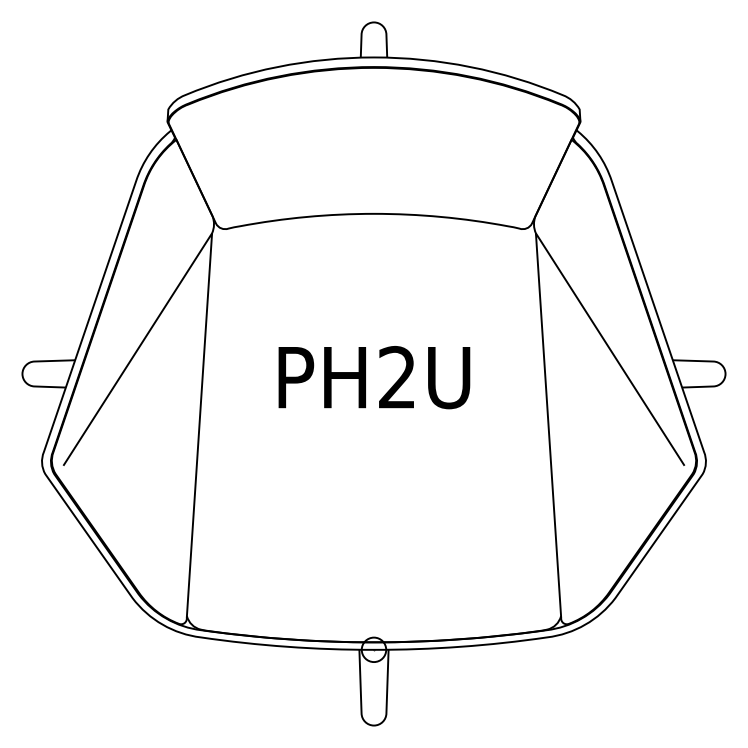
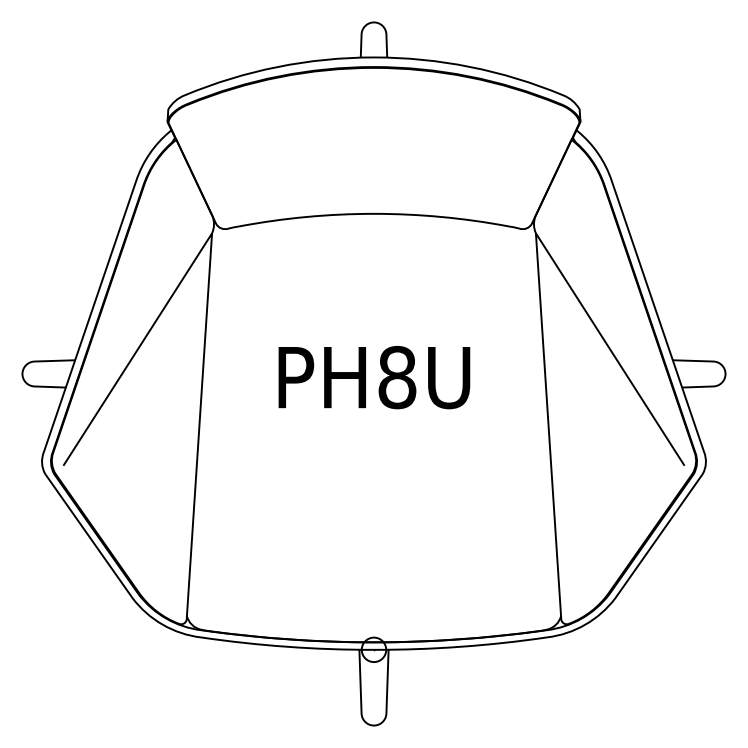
text: PH2U -> PH8U (397, 377)
